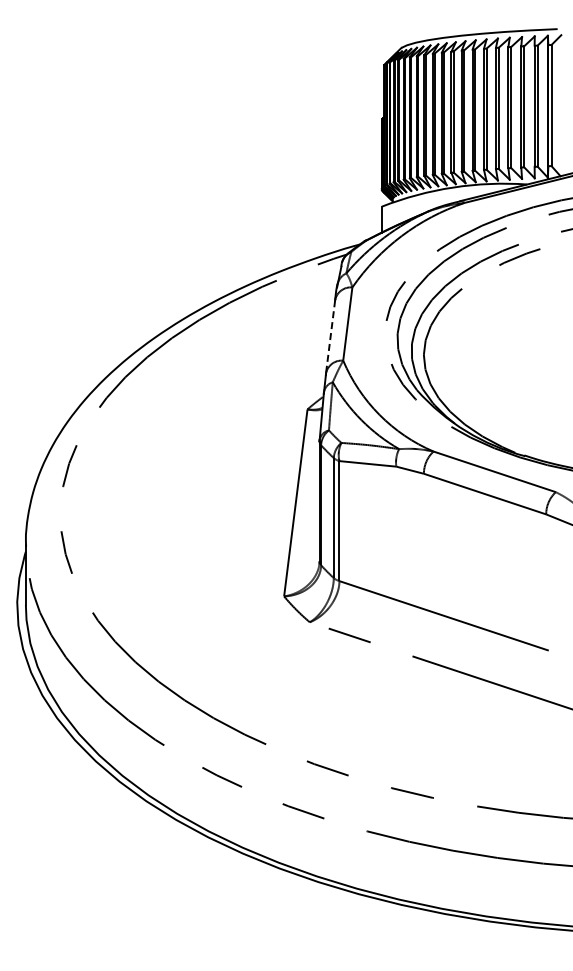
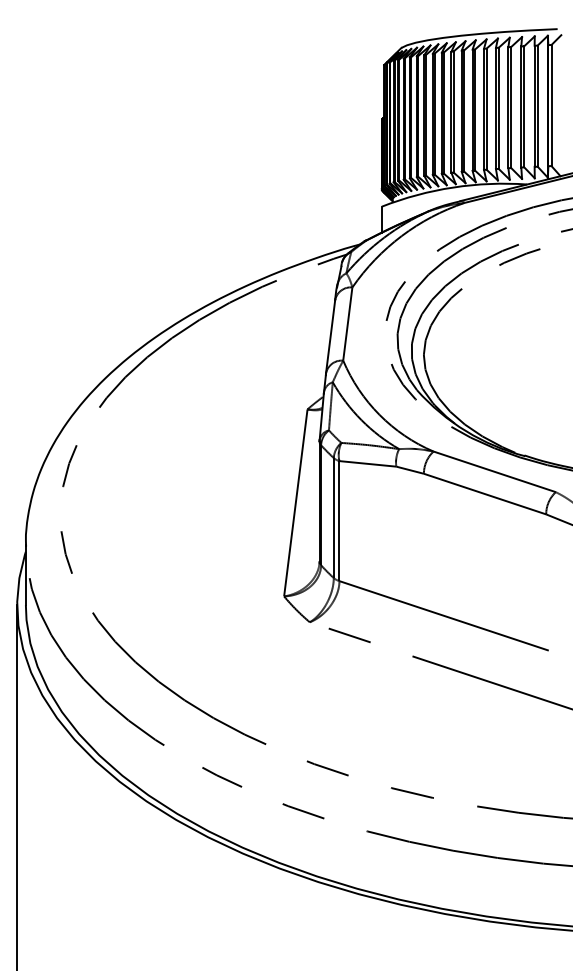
line: dashed -> solid (330, 336)
line: none -> present (17, 786)
